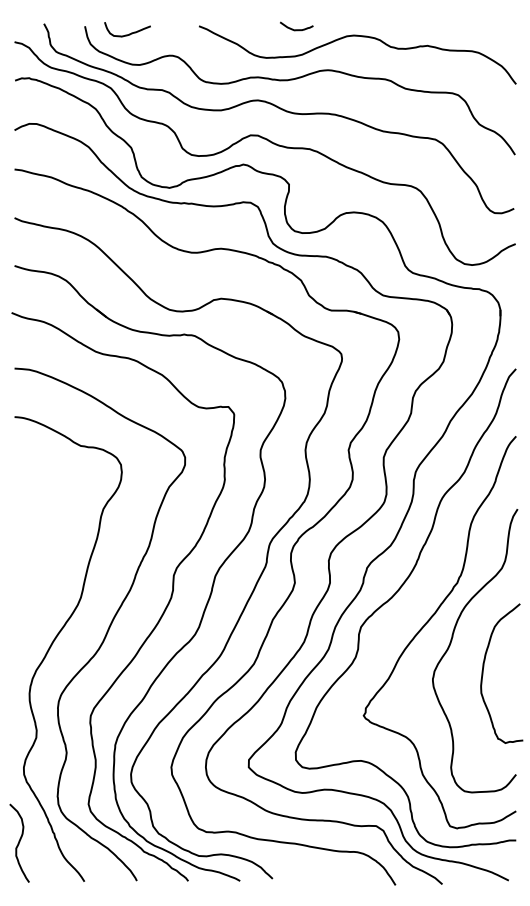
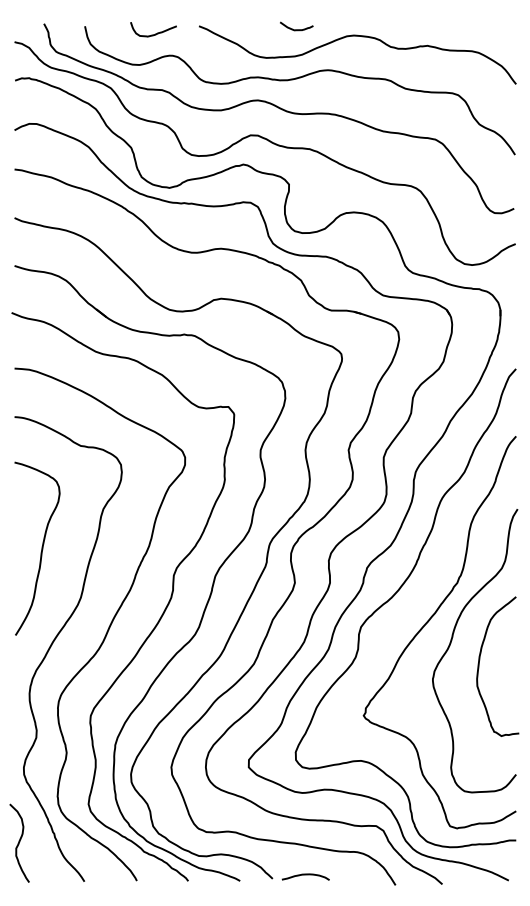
curve position: (129, 33) -> (155, 33) (155, 33)
curve: none -> present (41, 548)
curve position: (483, 673) -> (479, 666) (479, 666)
curve: none -> present (305, 875)
